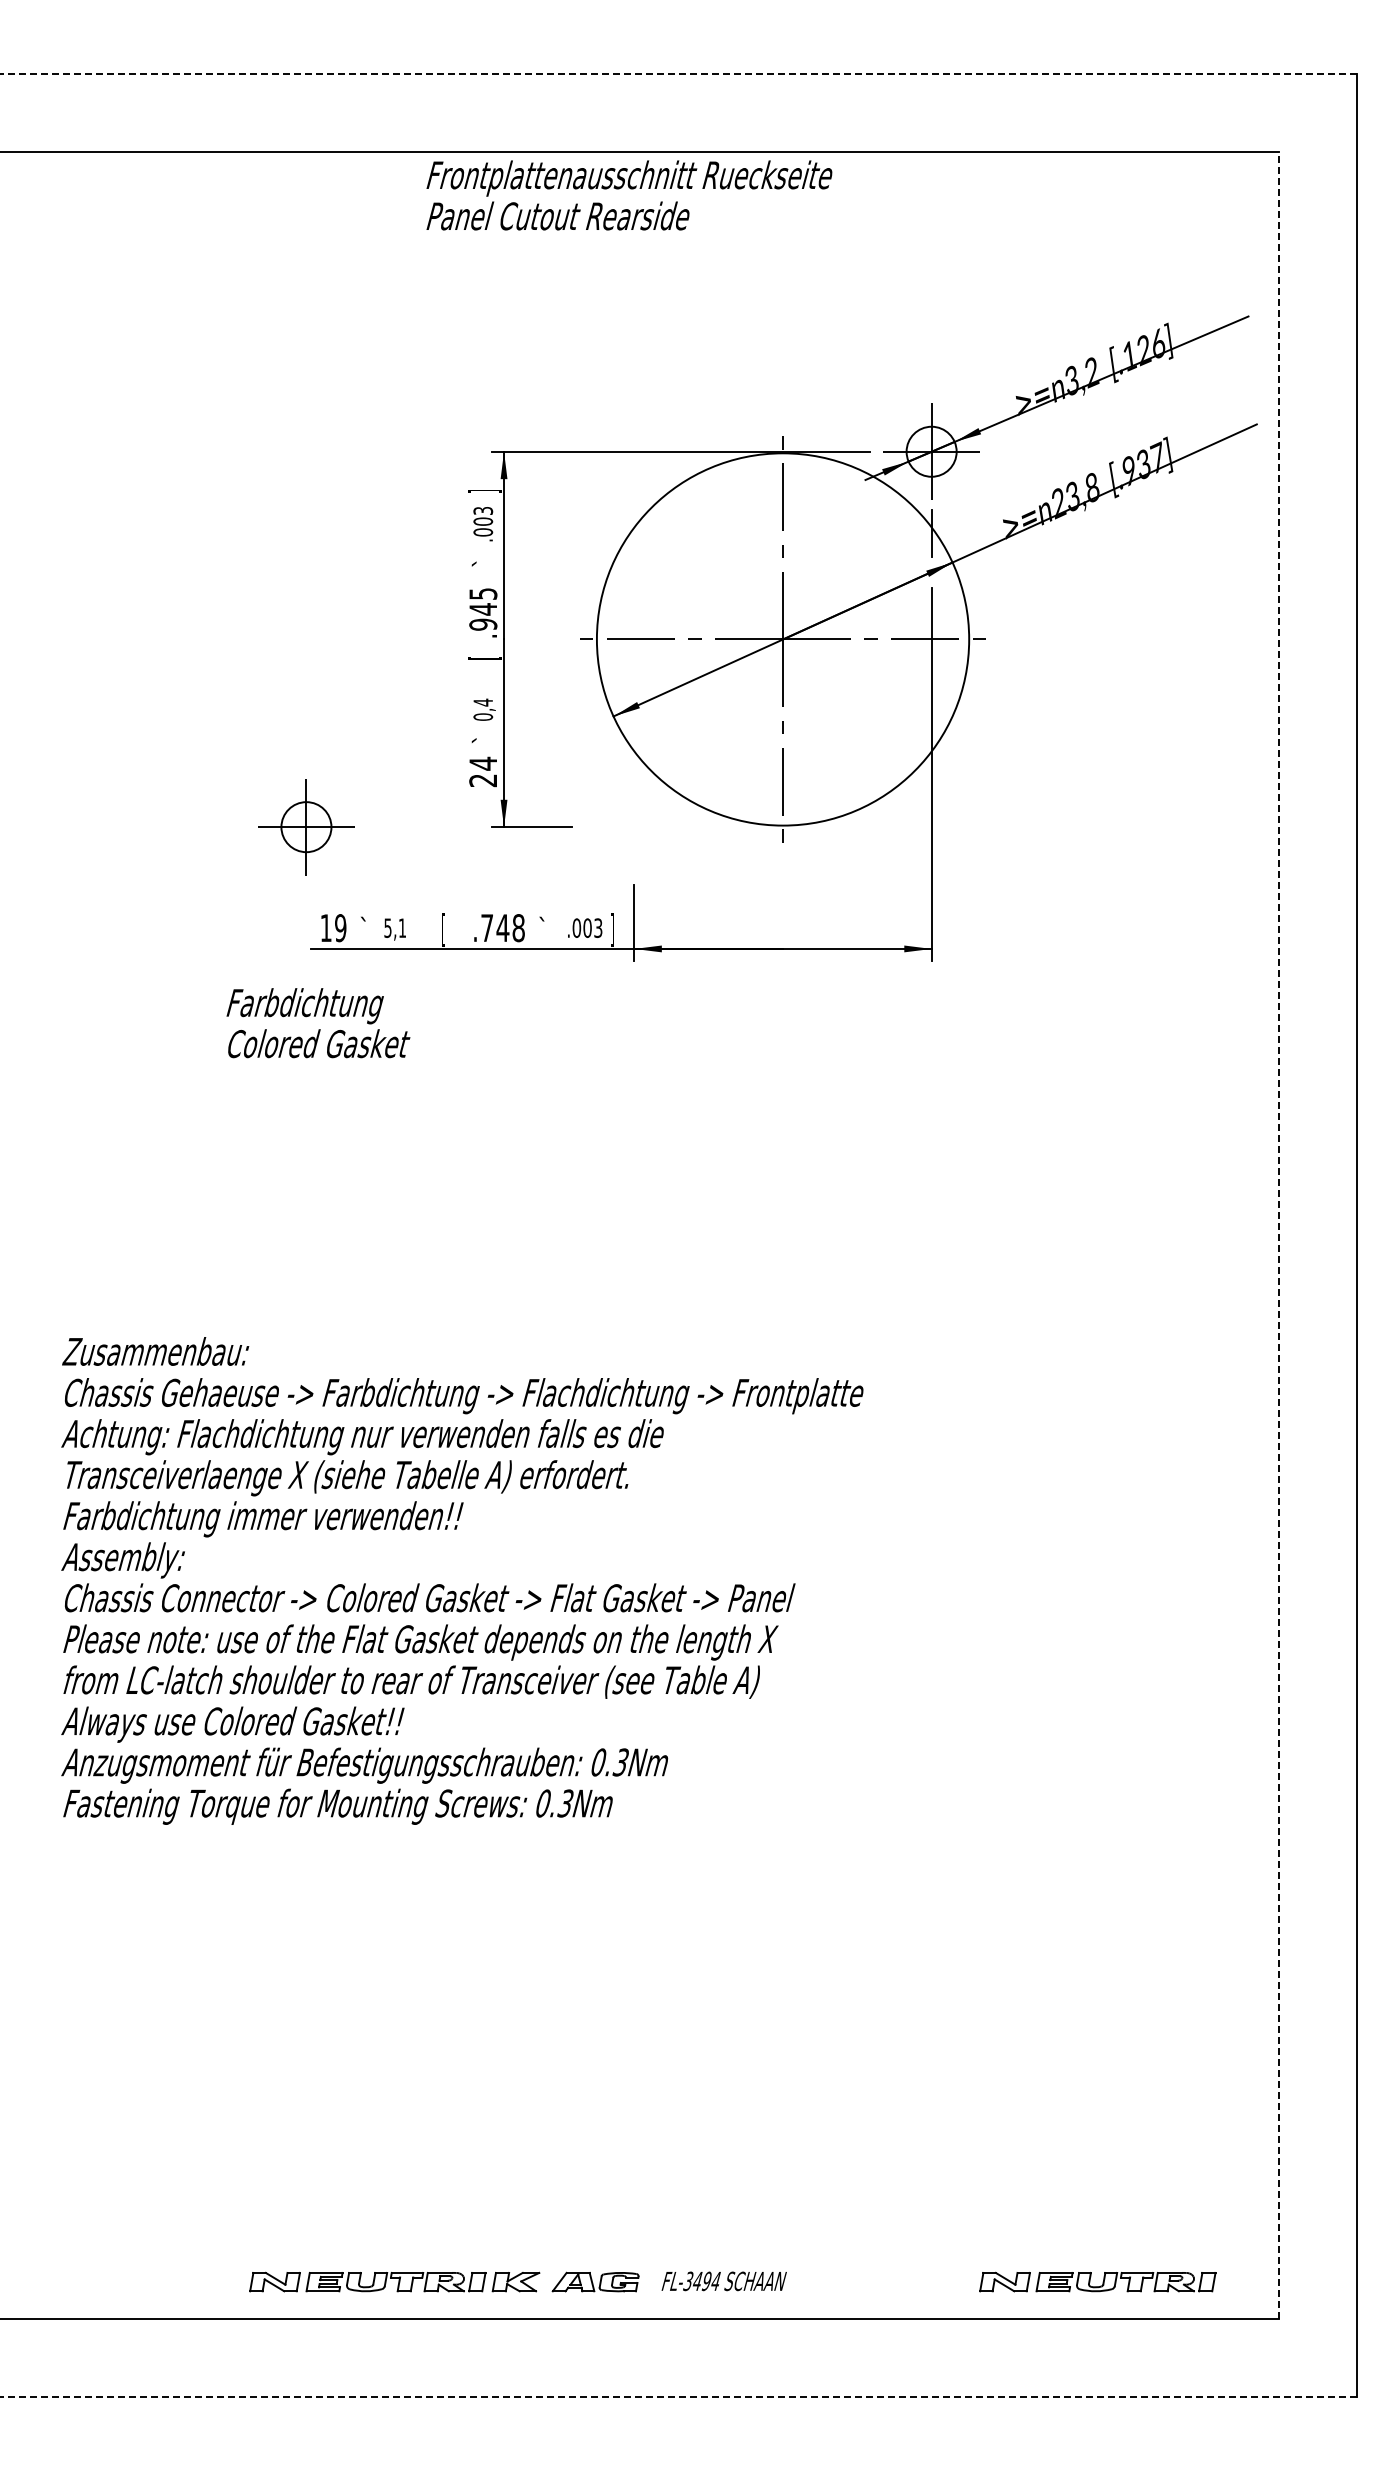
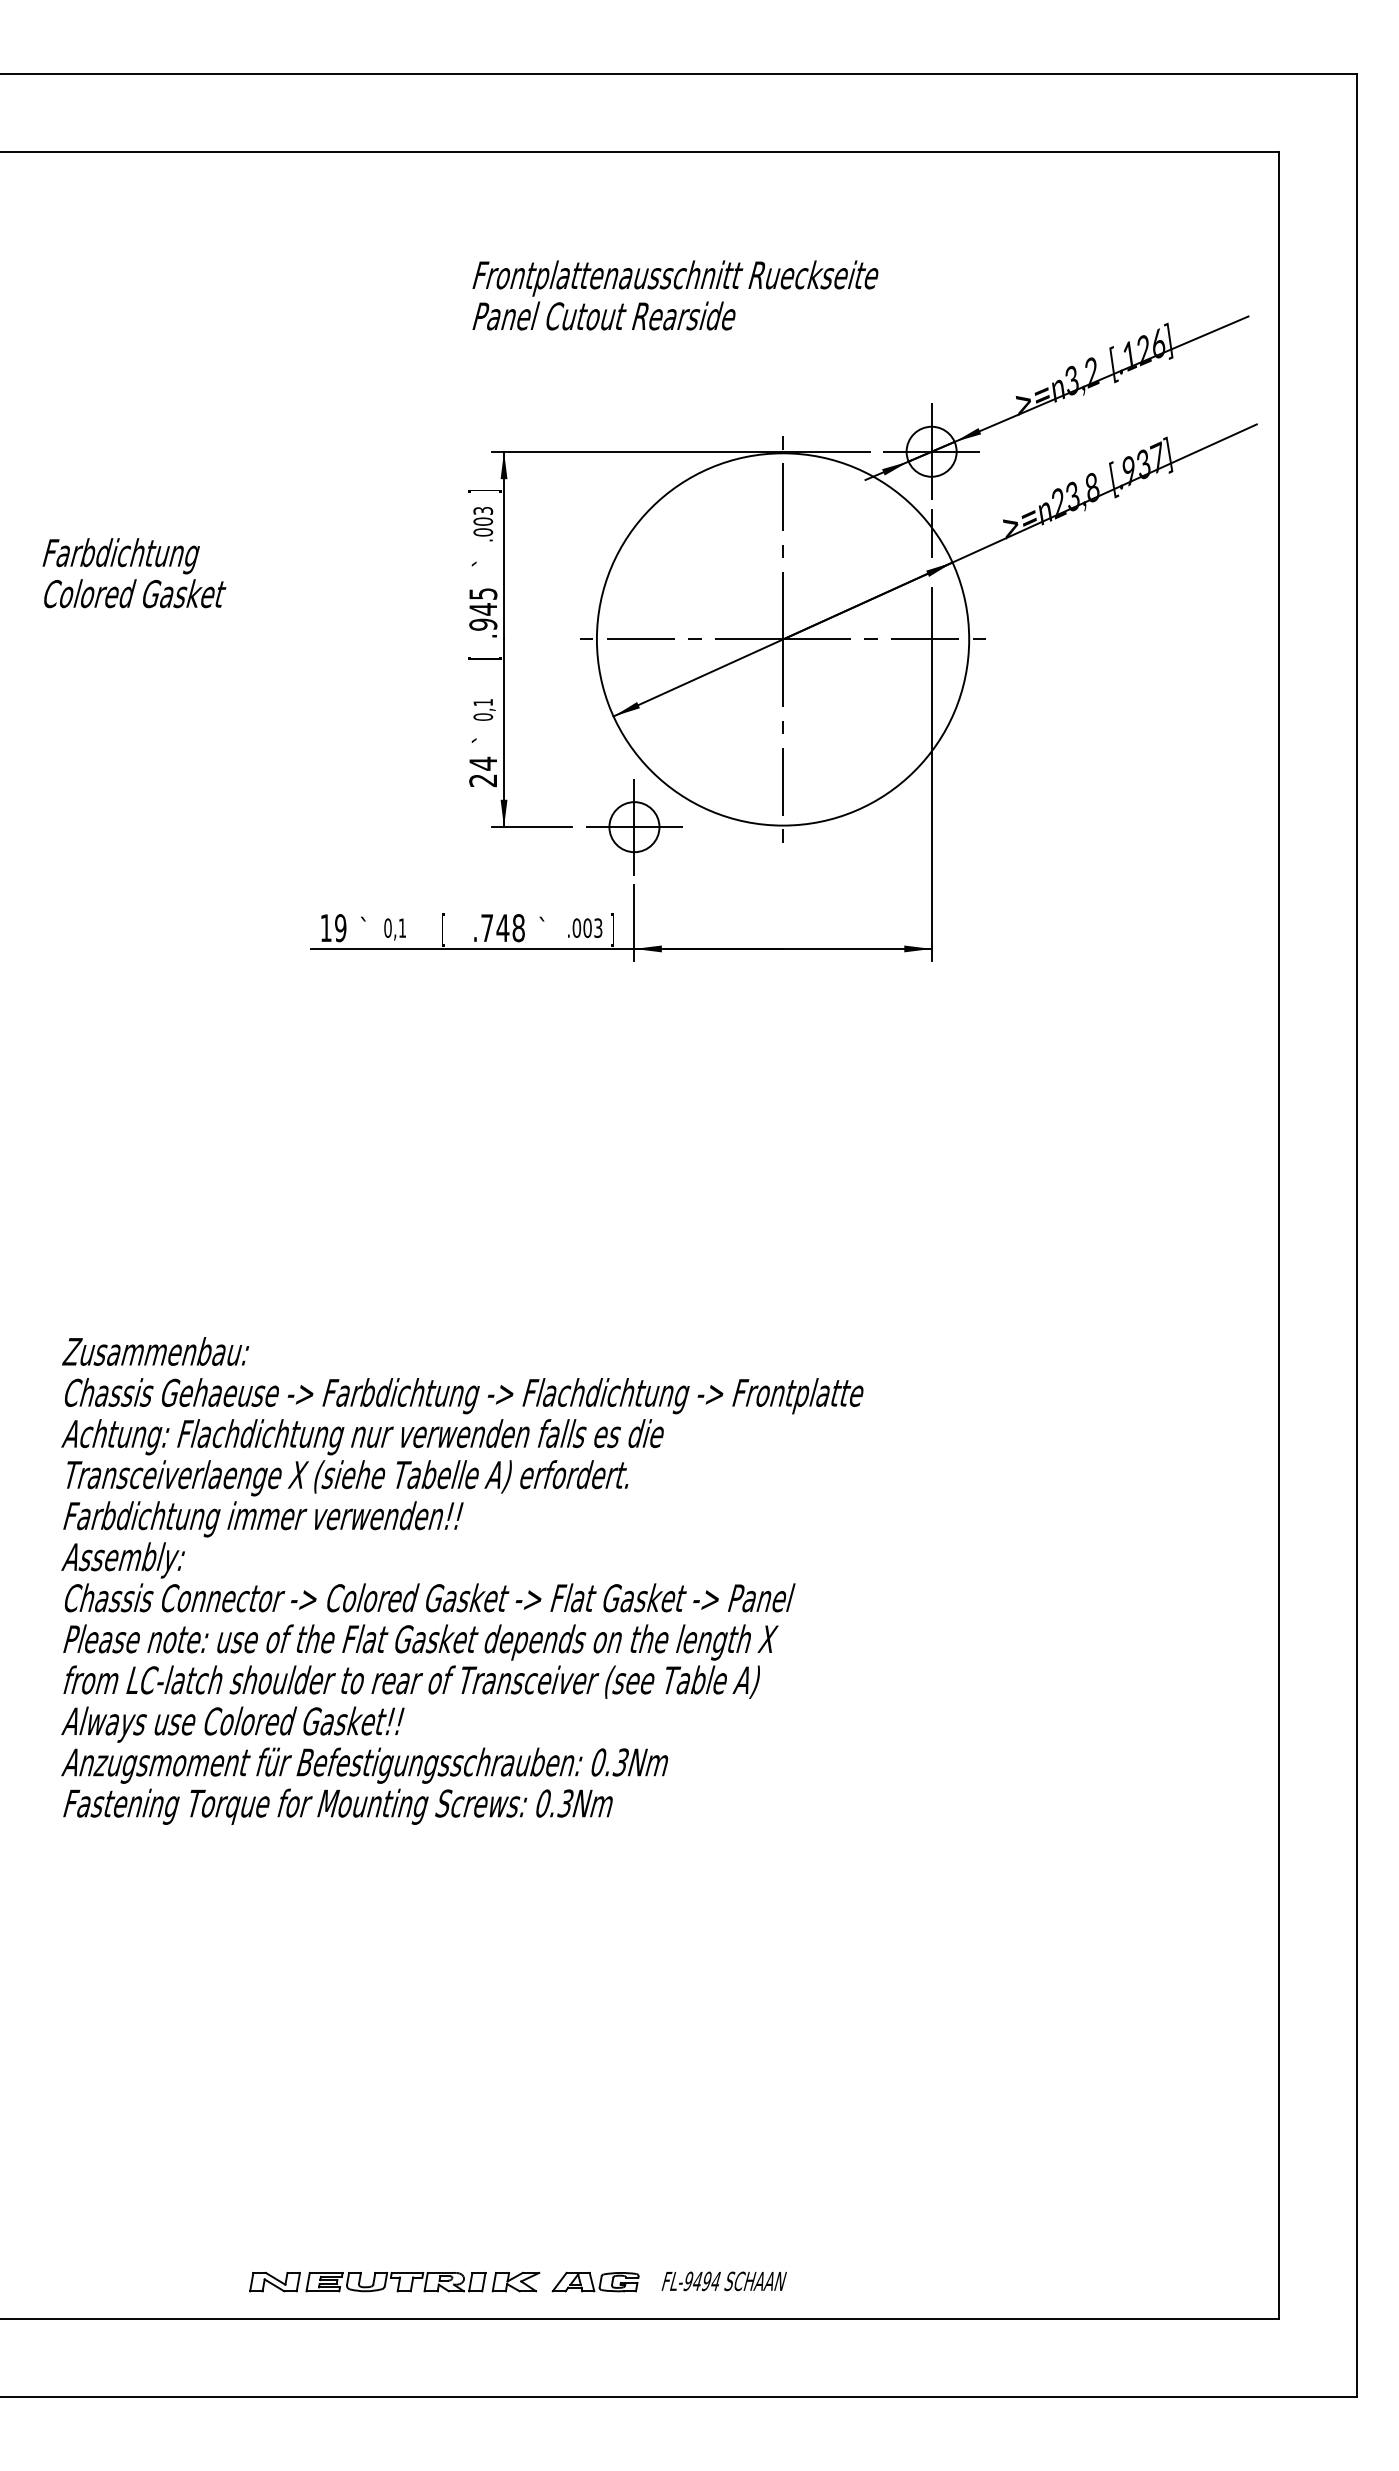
line: dashed -> solid (678, 74)
text position: (629, 195) -> (675, 295) (675, 295)
text: 0,4 -> 0,1 (482, 702)
part position: (306, 827) -> (634, 827) (634, 827)
text: 5,1 -> 0,1 (387, 927)
text position: (318, 1023) -> (134, 573) (134, 573)
line: dashed -> solid (1278, 1235)
text: FL-3494 -> FL-9494 (688, 2280)
part: present -> none (1097, 2281)
line: dashed -> solid (678, 2396)
